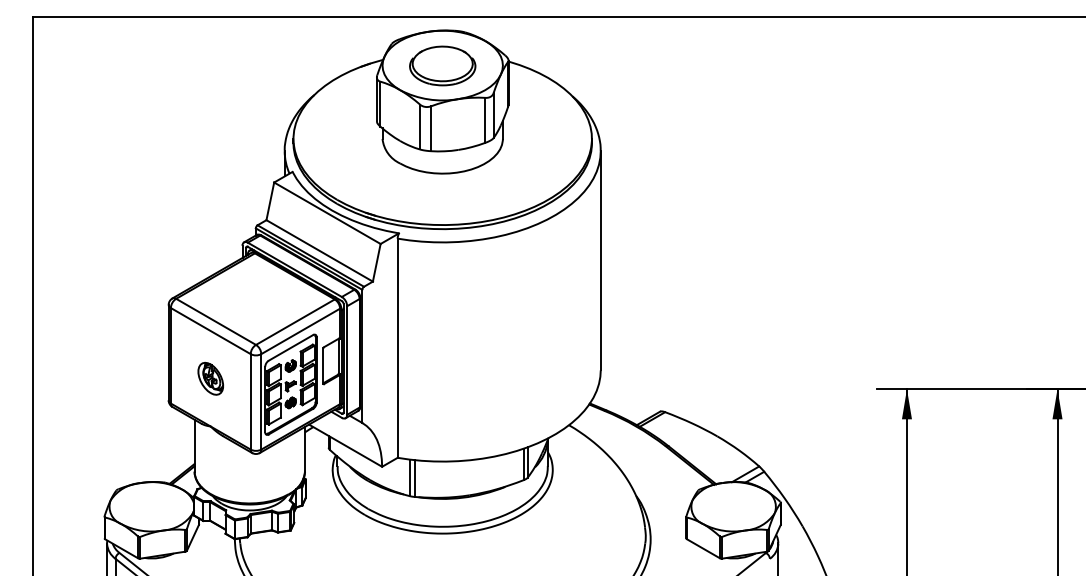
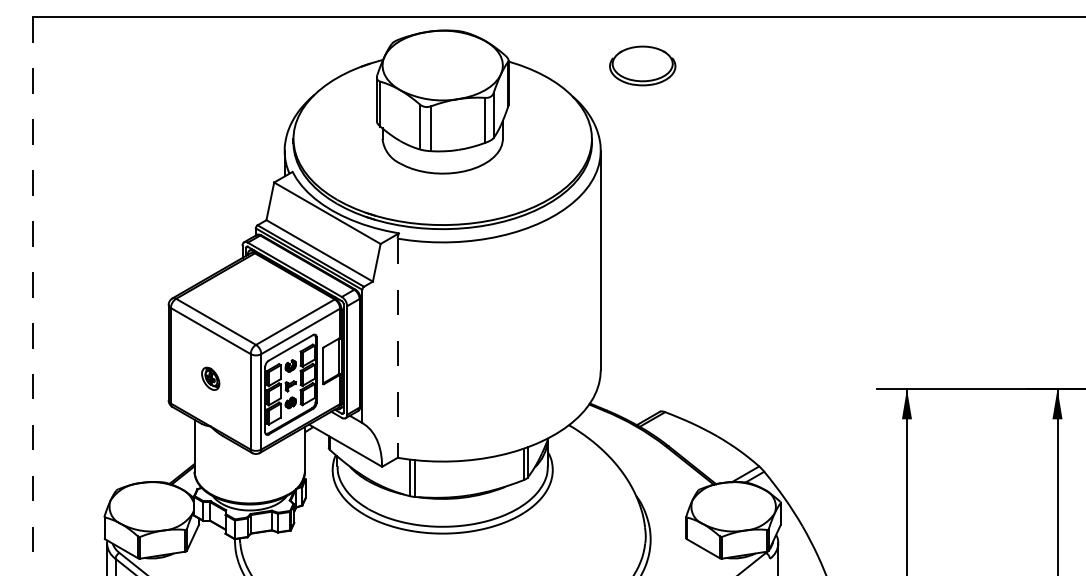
part position: (442, 65) -> (642, 65) (642, 65)
line: solid -> dashed (32, 297)
line: solid -> dashed (397, 348)
part size: 27x34 px -> 20x25 px (210, 378)
